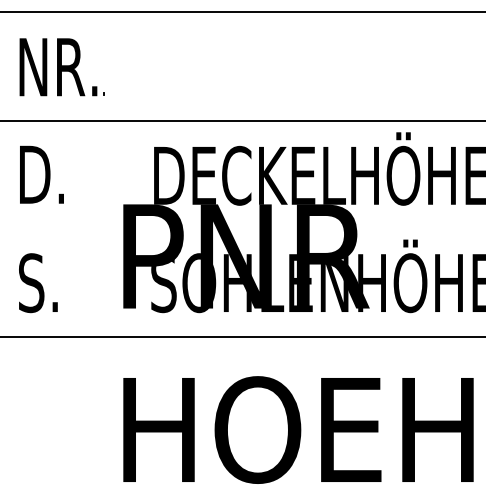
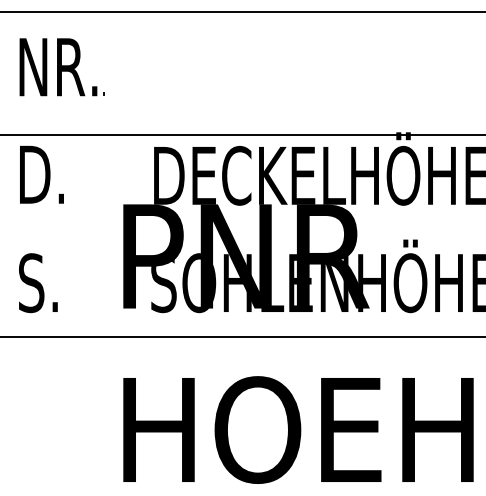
line position: (242, 120) -> (242, 134) (242, 134)
